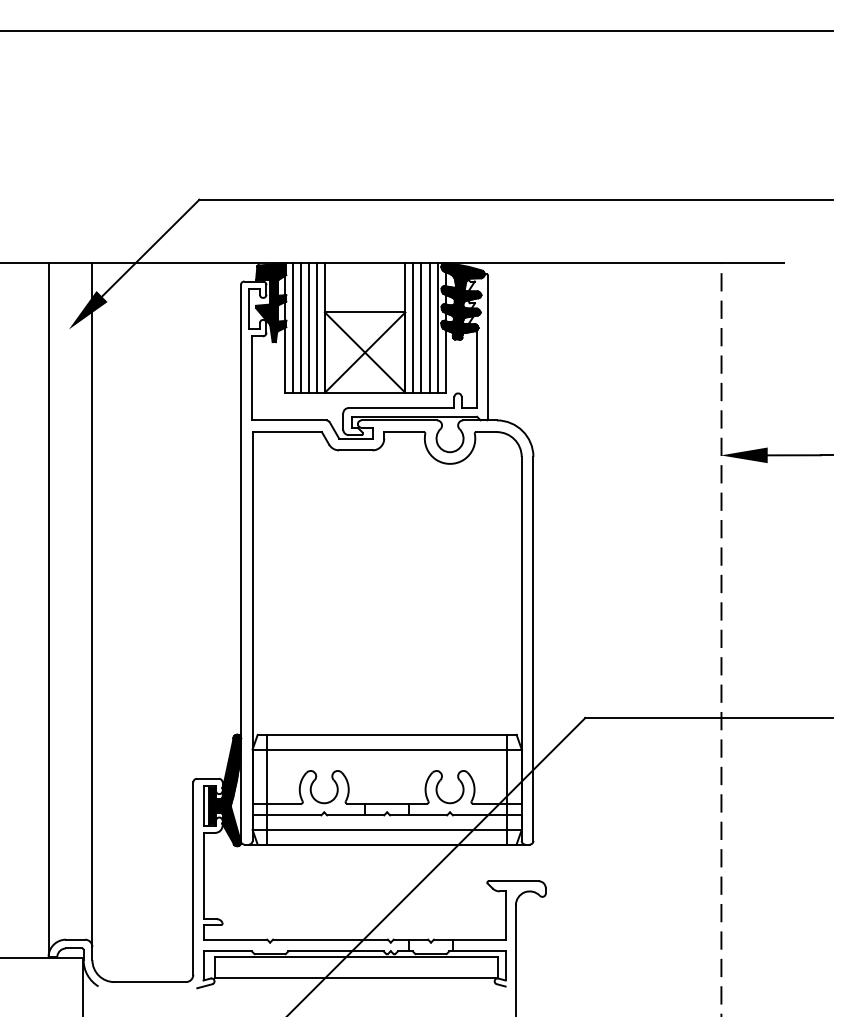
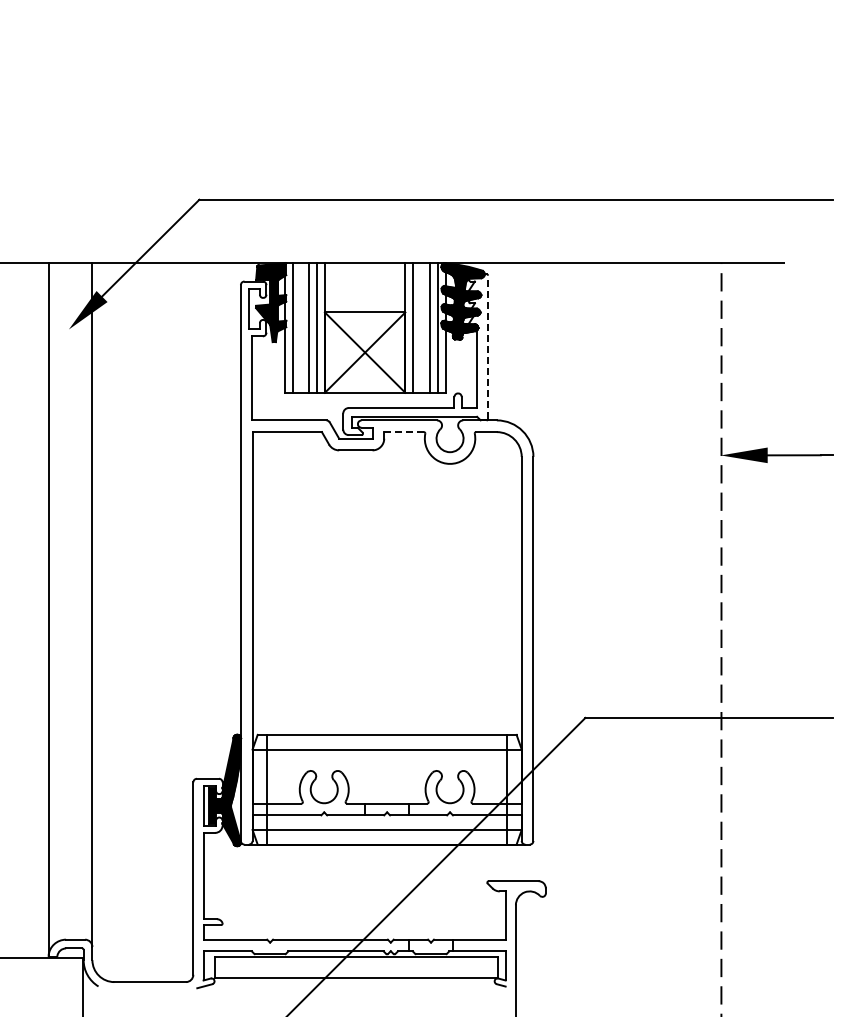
line: present -> none (417, 30)
line: present -> none (300, 327)
line: present -> none (421, 327)
line: solid -> dashed (488, 347)
line: solid -> dashed (404, 432)
